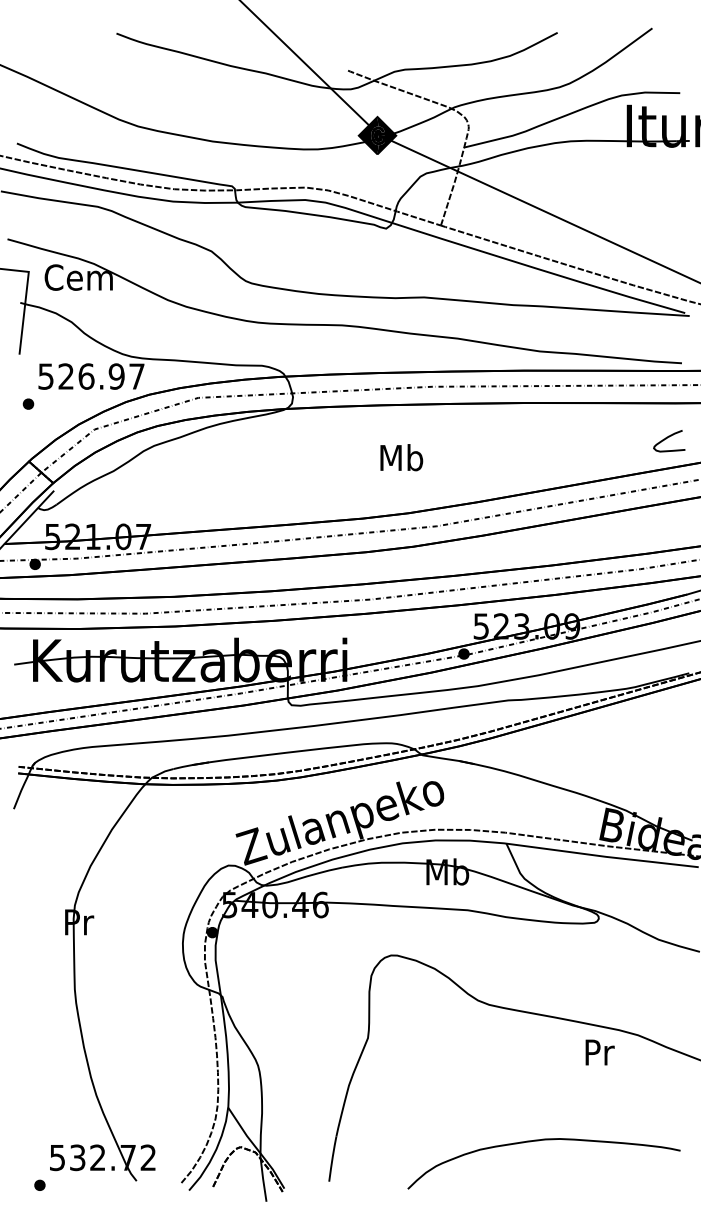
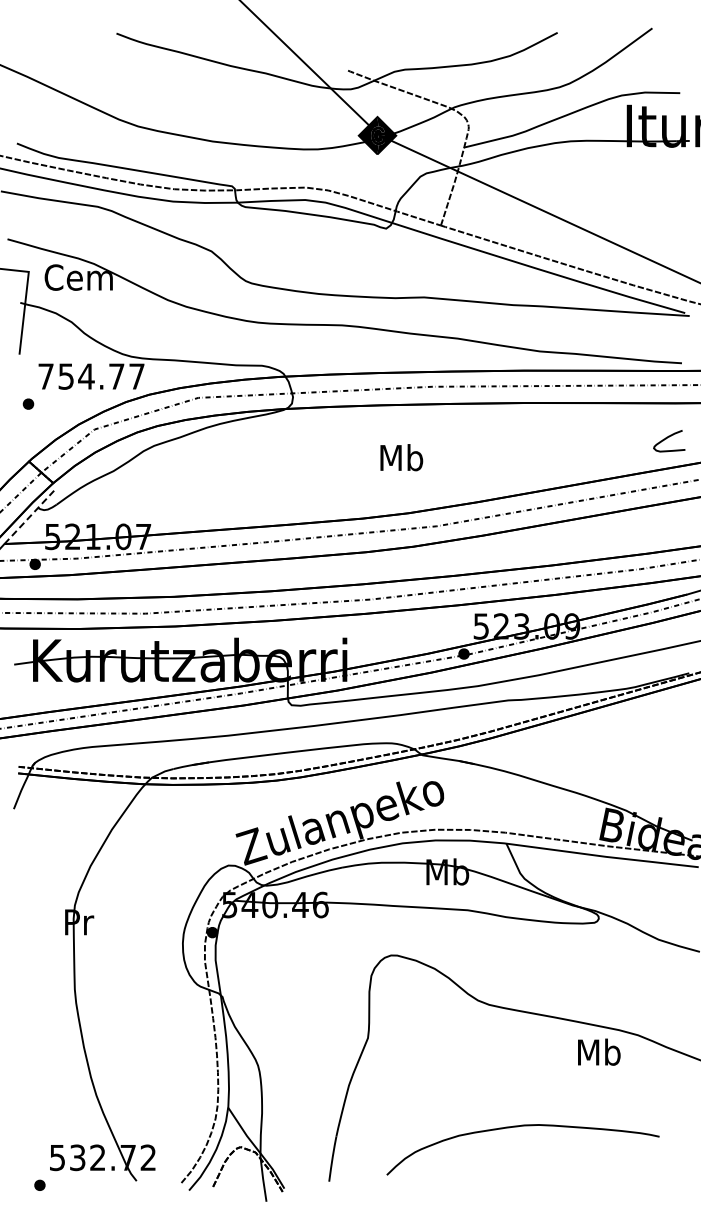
text: 526.97 -> 754.77 (81, 376)
line: solid -> dashed (29, 517)
text: Pr -> Mb (599, 1051)
curve position: (539, 1141) -> (518, 1127) (518, 1127)
